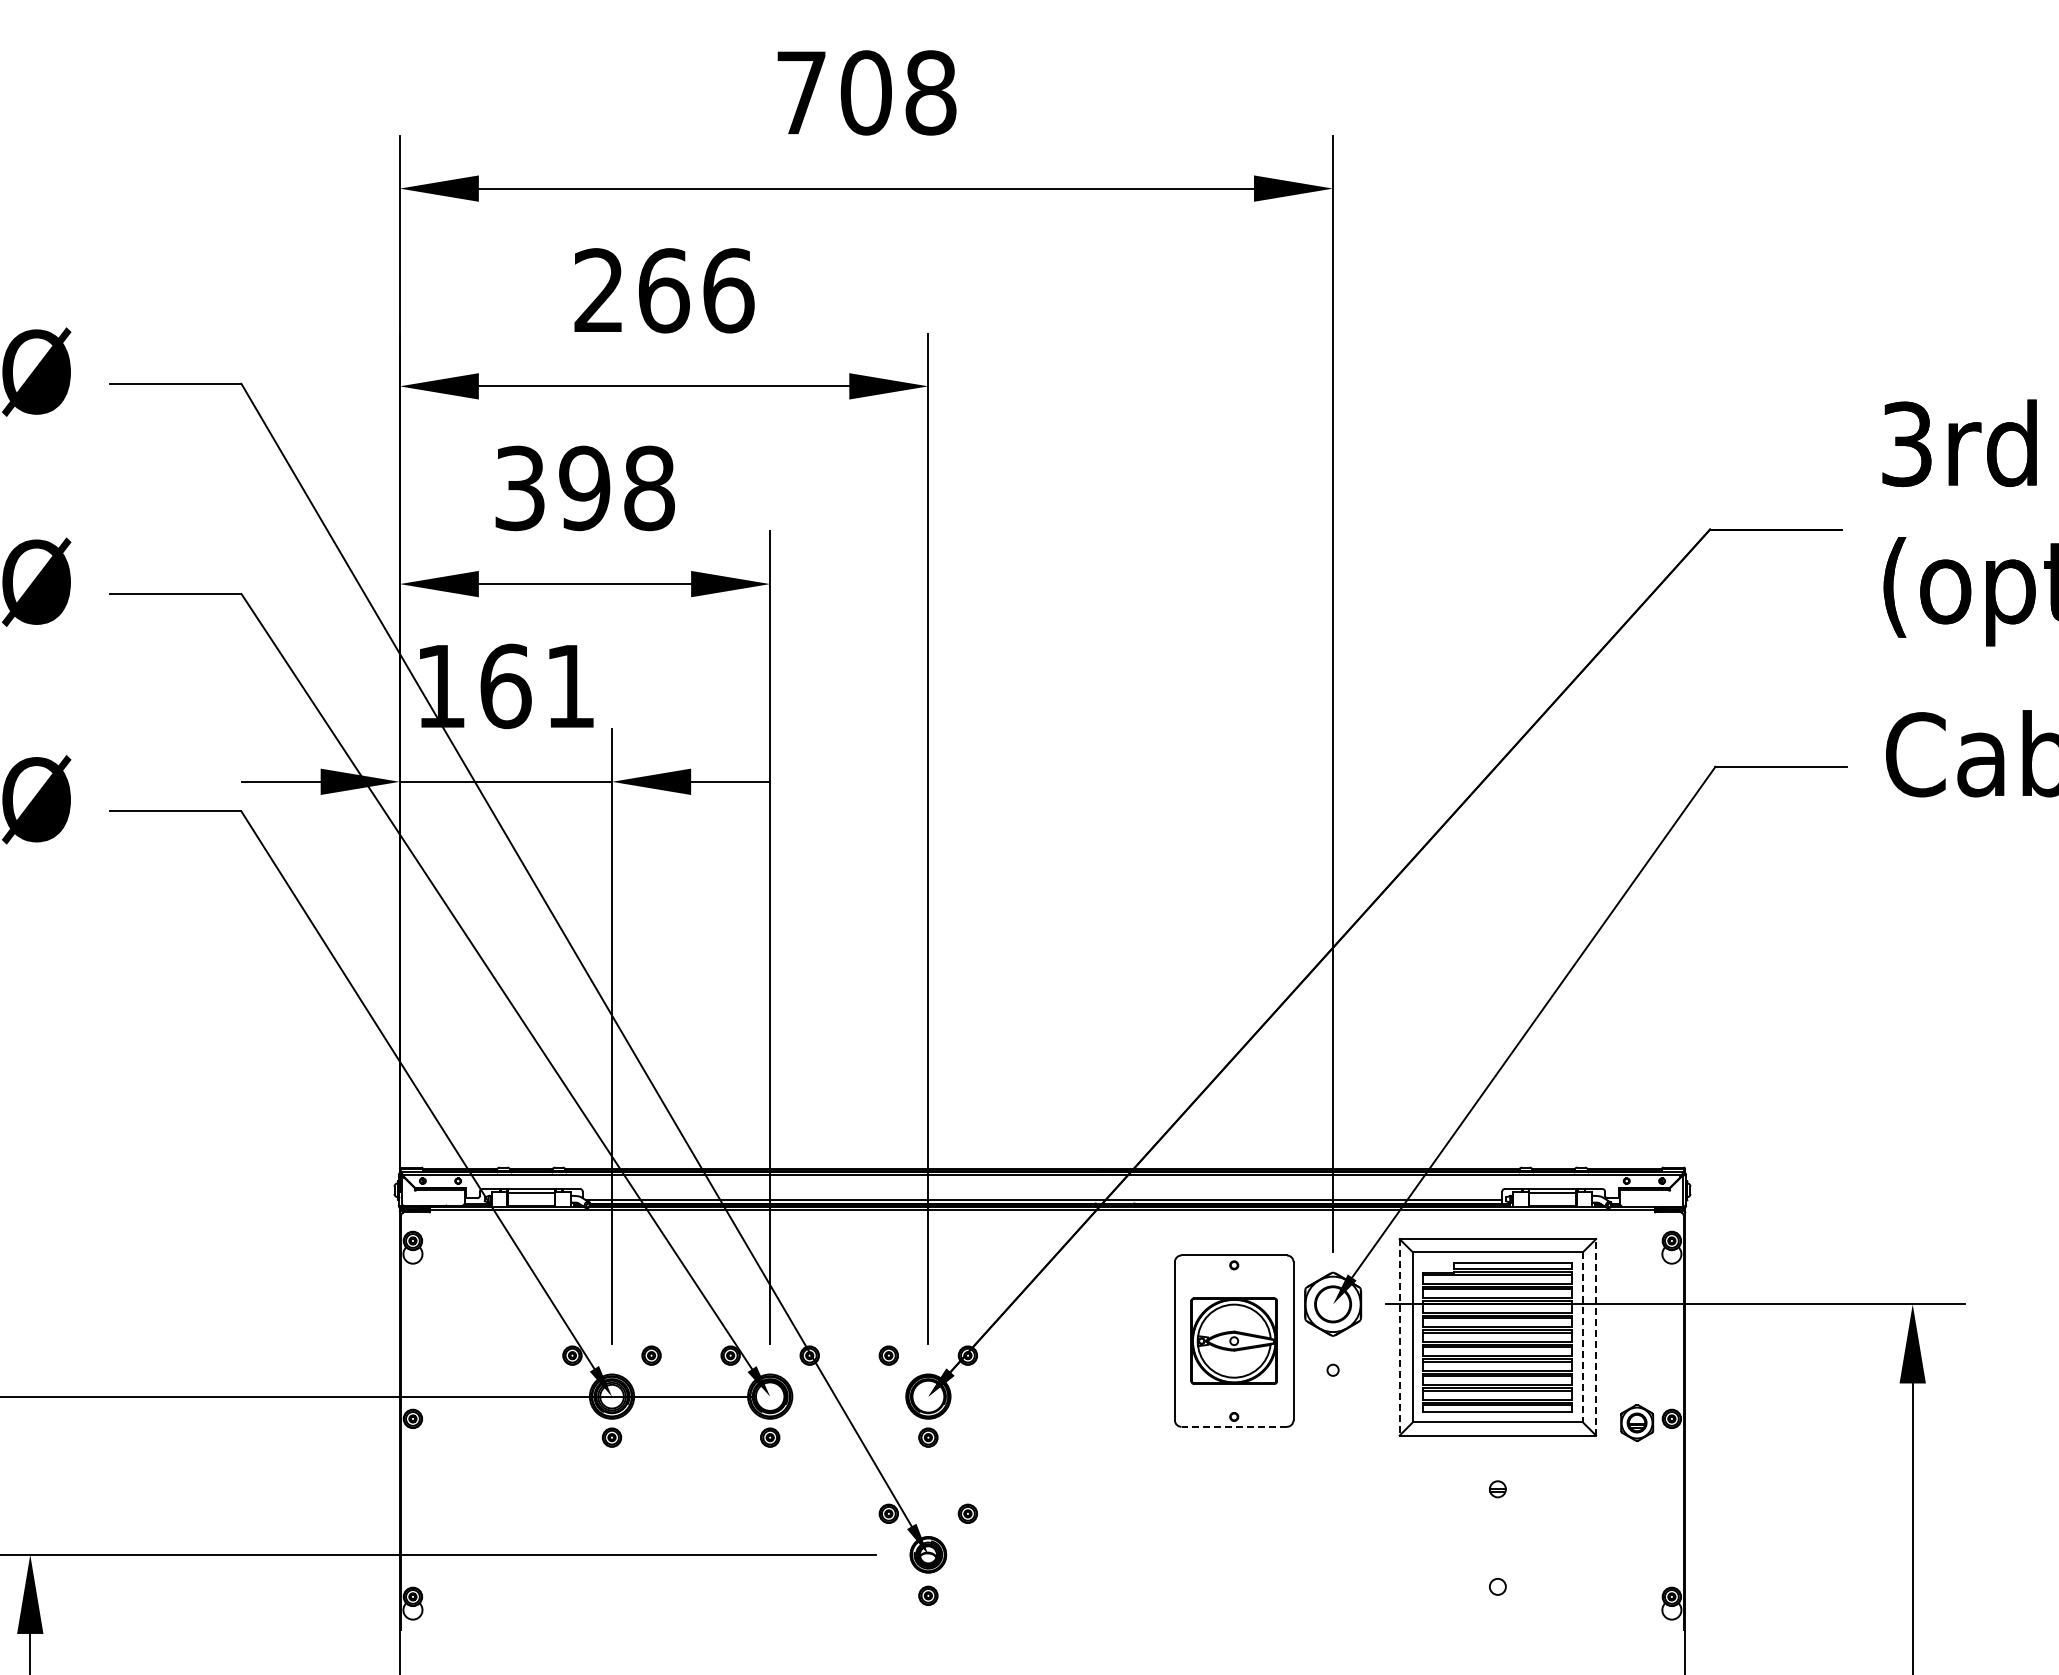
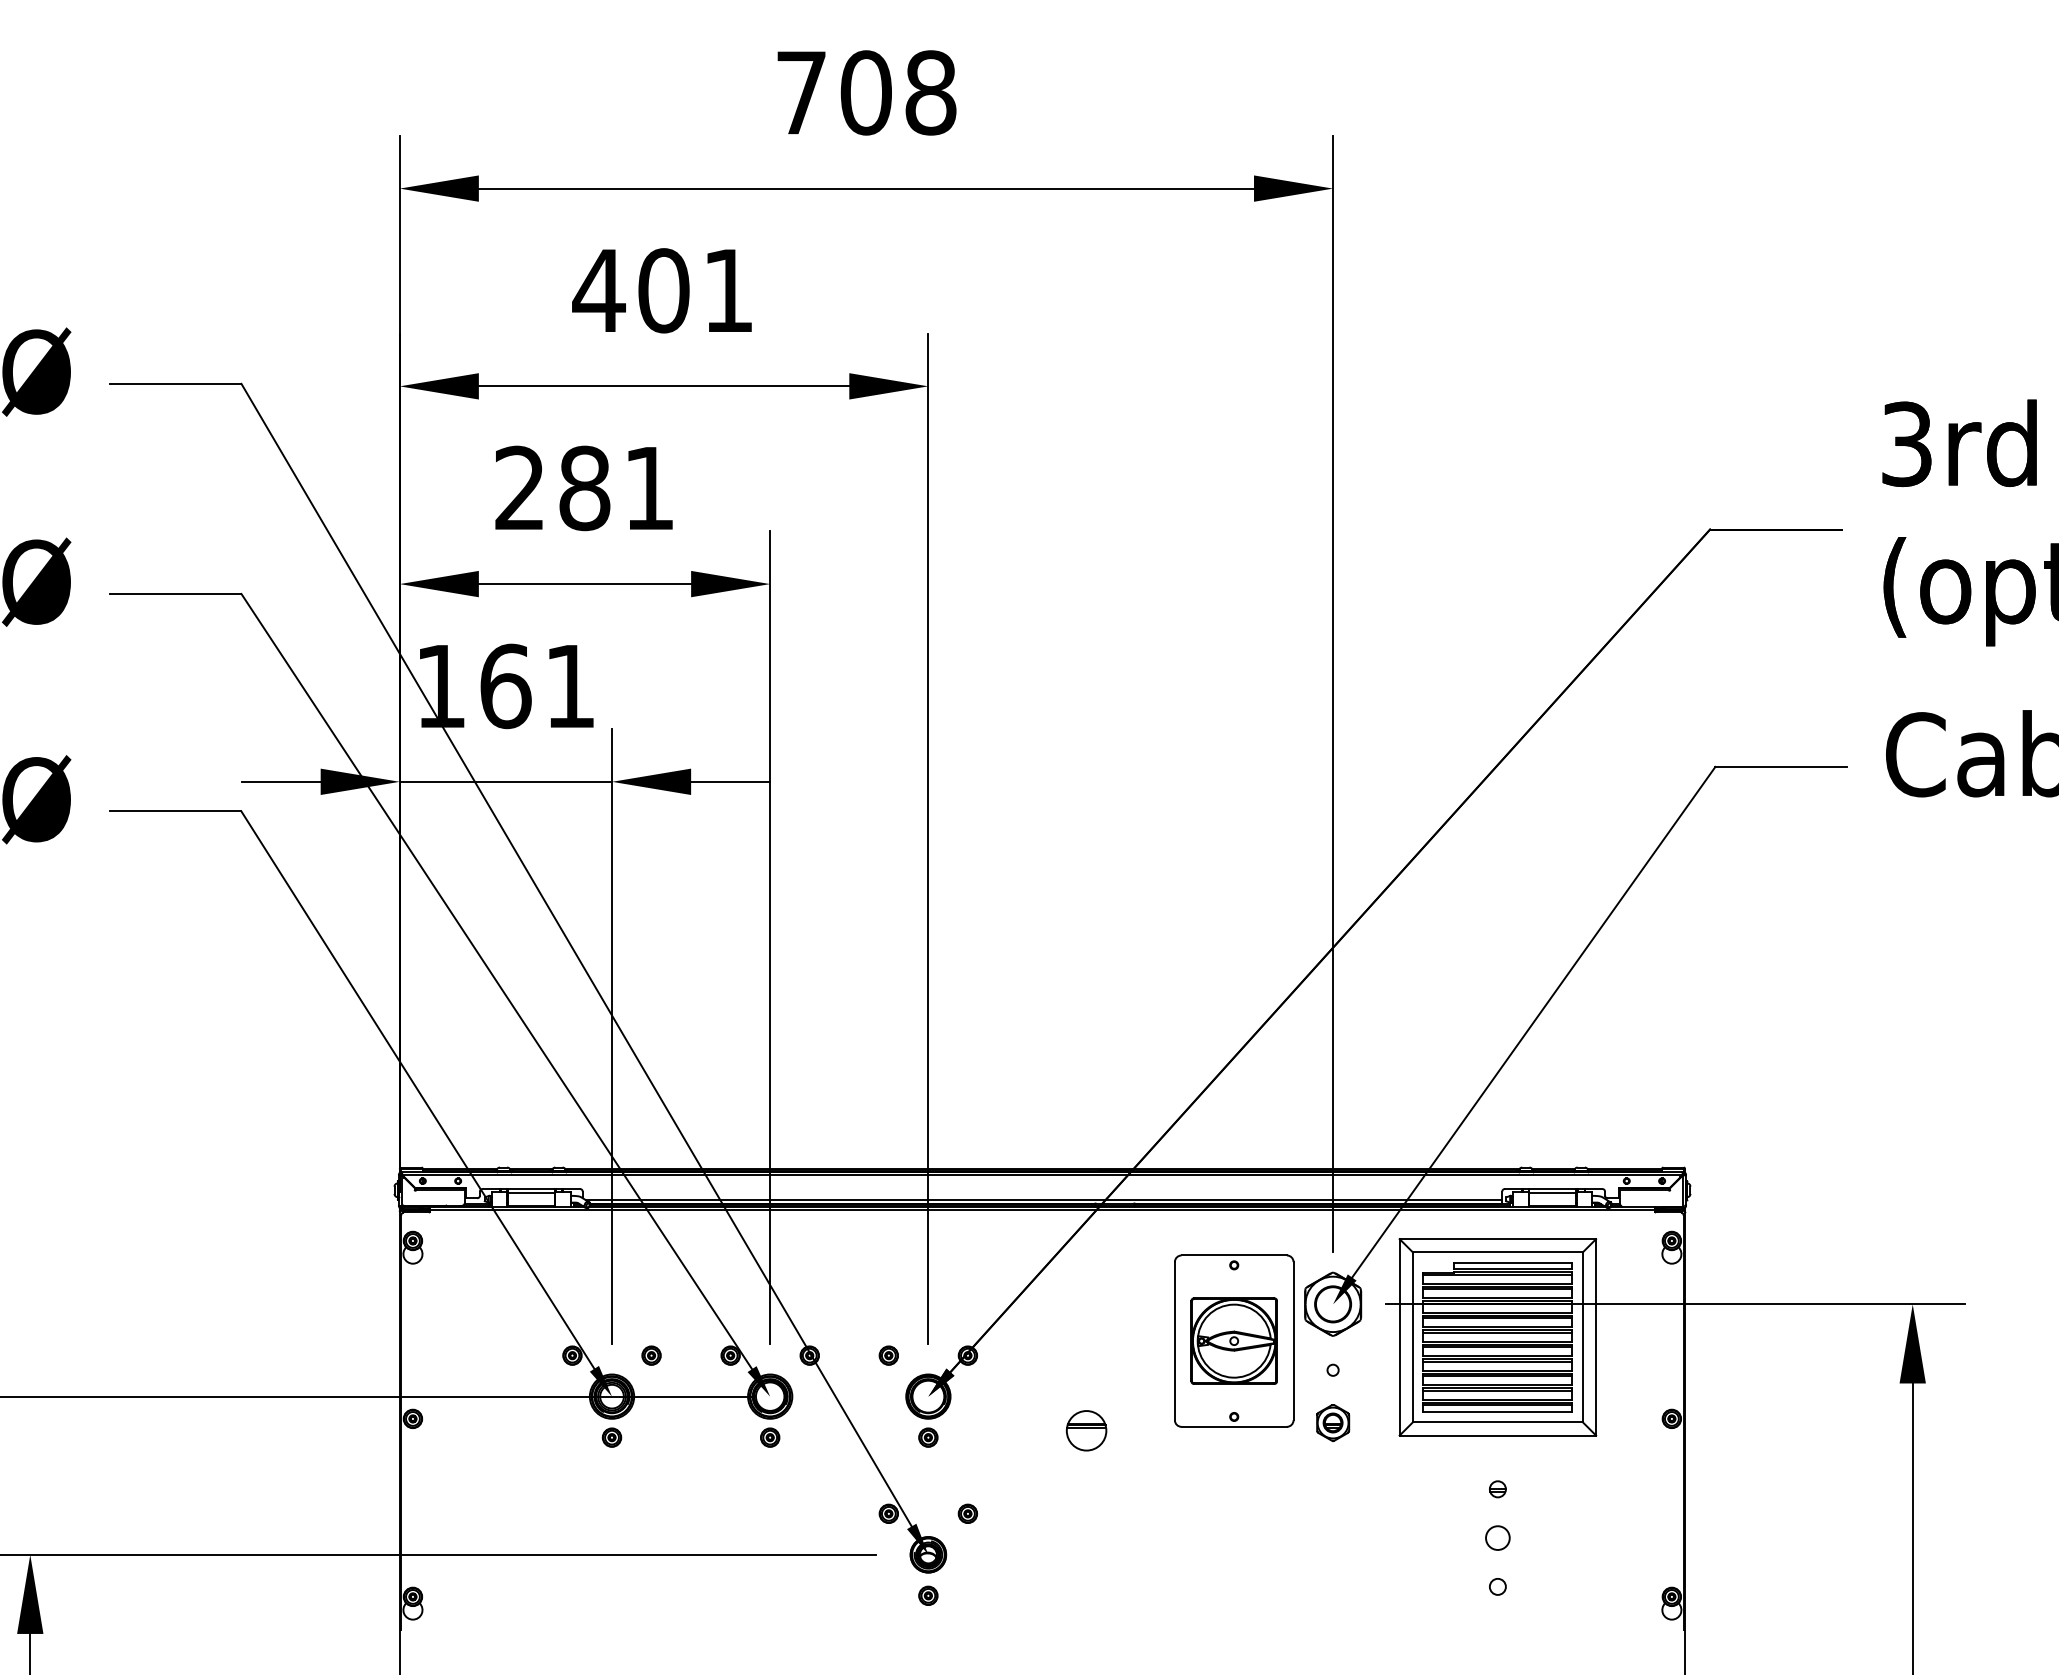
text: 266 -> 401 (663, 290)
text: 398 -> 281 (585, 488)
line: dashed -> solid (1596, 1336)
line: dashed -> solid (1399, 1337)
line: dashed -> solid (1582, 1337)
part position: (1637, 1422) -> (1333, 1422) (1333, 1422)
line: dashed -> solid (1234, 1426)
part: none -> present (1086, 1430)
circle: none -> present (1497, 1537)
